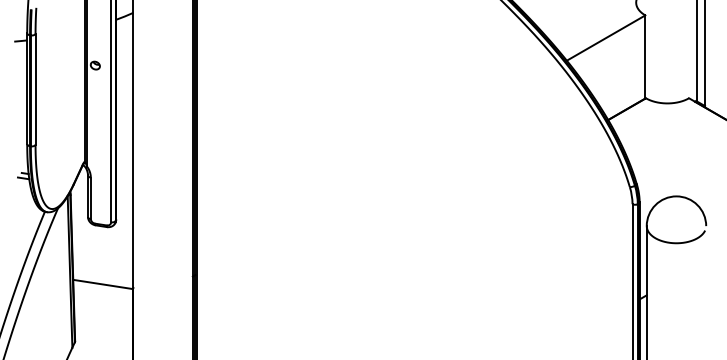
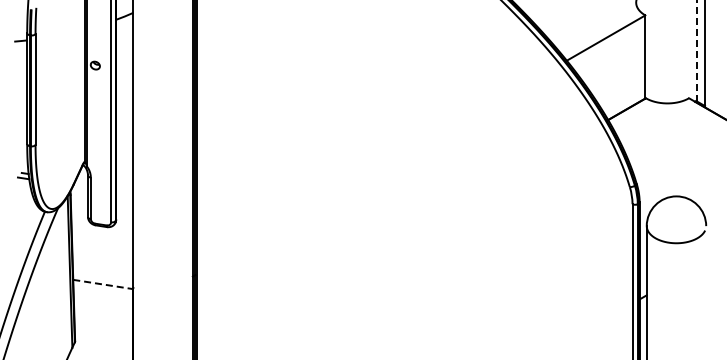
line: solid -> dashed (697, 50)
line: solid -> dashed (103, 284)
